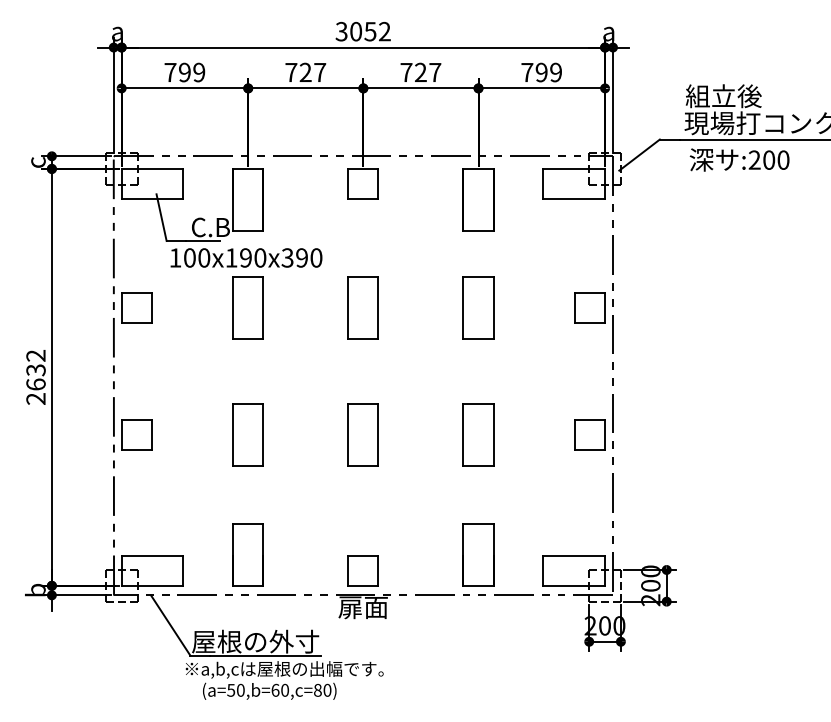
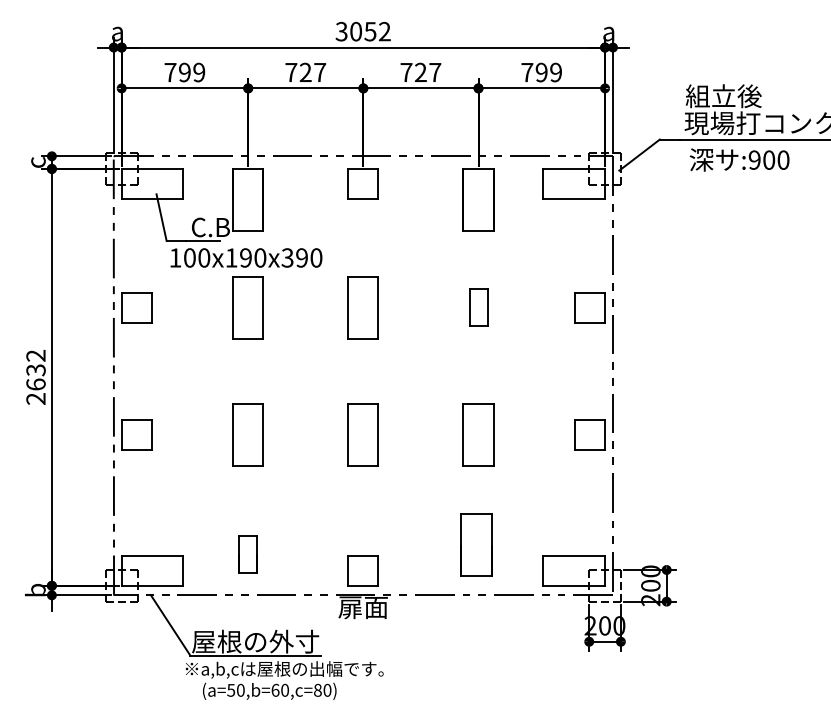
text: :200 -> :900 (754, 159)
part size: 33x64 px -> 20x39 px (478, 307)
part size: 32x64 px -> 20x39 px (247, 554)
part position: (478, 554) -> (476, 544) (476, 544)
